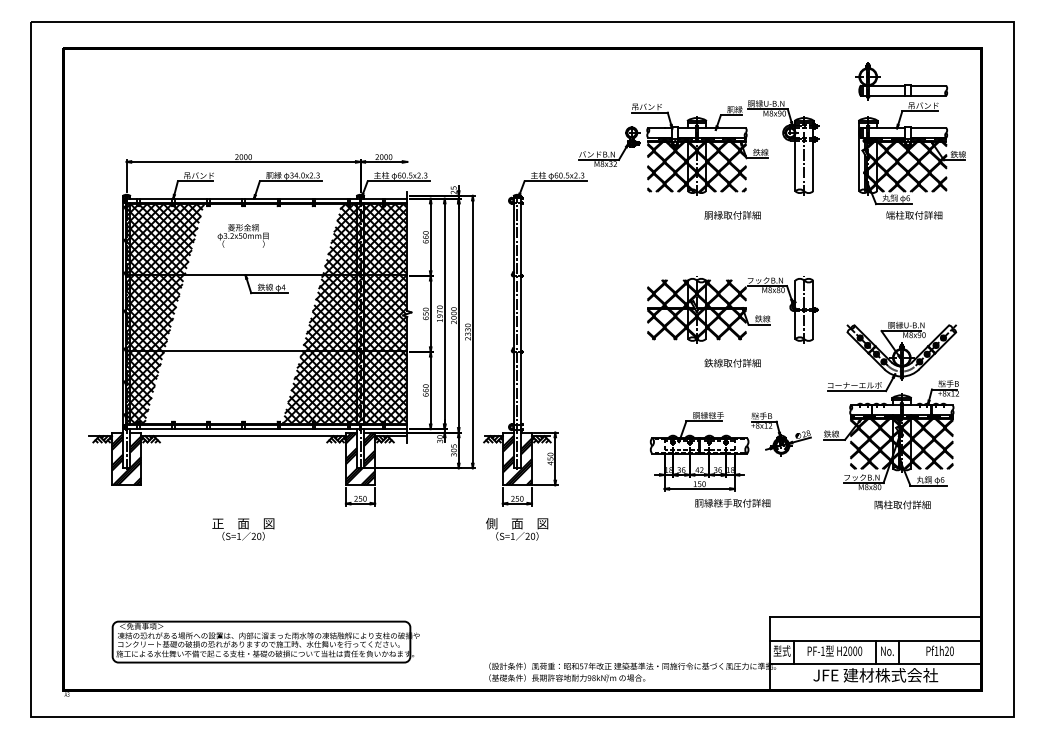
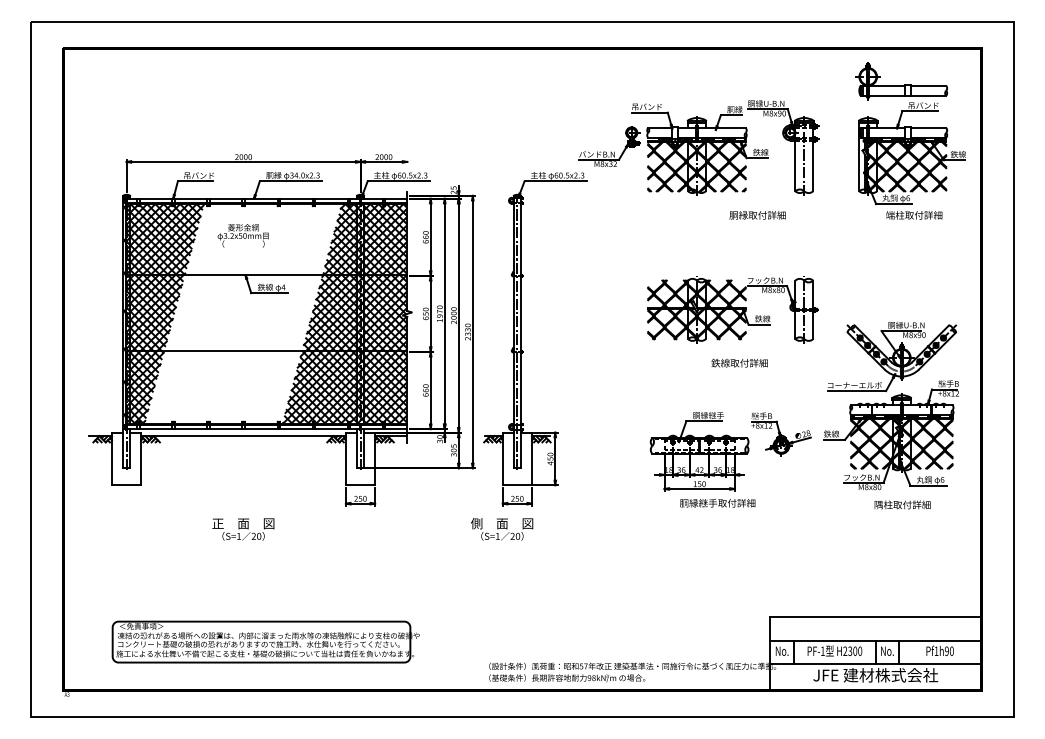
text position: (732, 215) -> (757, 215) (757, 215)
text position: (732, 362) -> (739, 362) (739, 362)
hatch: present -> none (360, 458)
hatch: present -> none (517, 458)
hatch: present -> none (126, 459)
text position: (732, 503) -> (717, 503) (717, 503)
text position: (517, 529) -> (502, 529) (502, 529)
text: 型式 -> No. (781, 650)
text: H2000 -> H2300 (850, 650)
text: Pf1h20 -> Pf1h90 (946, 651)
